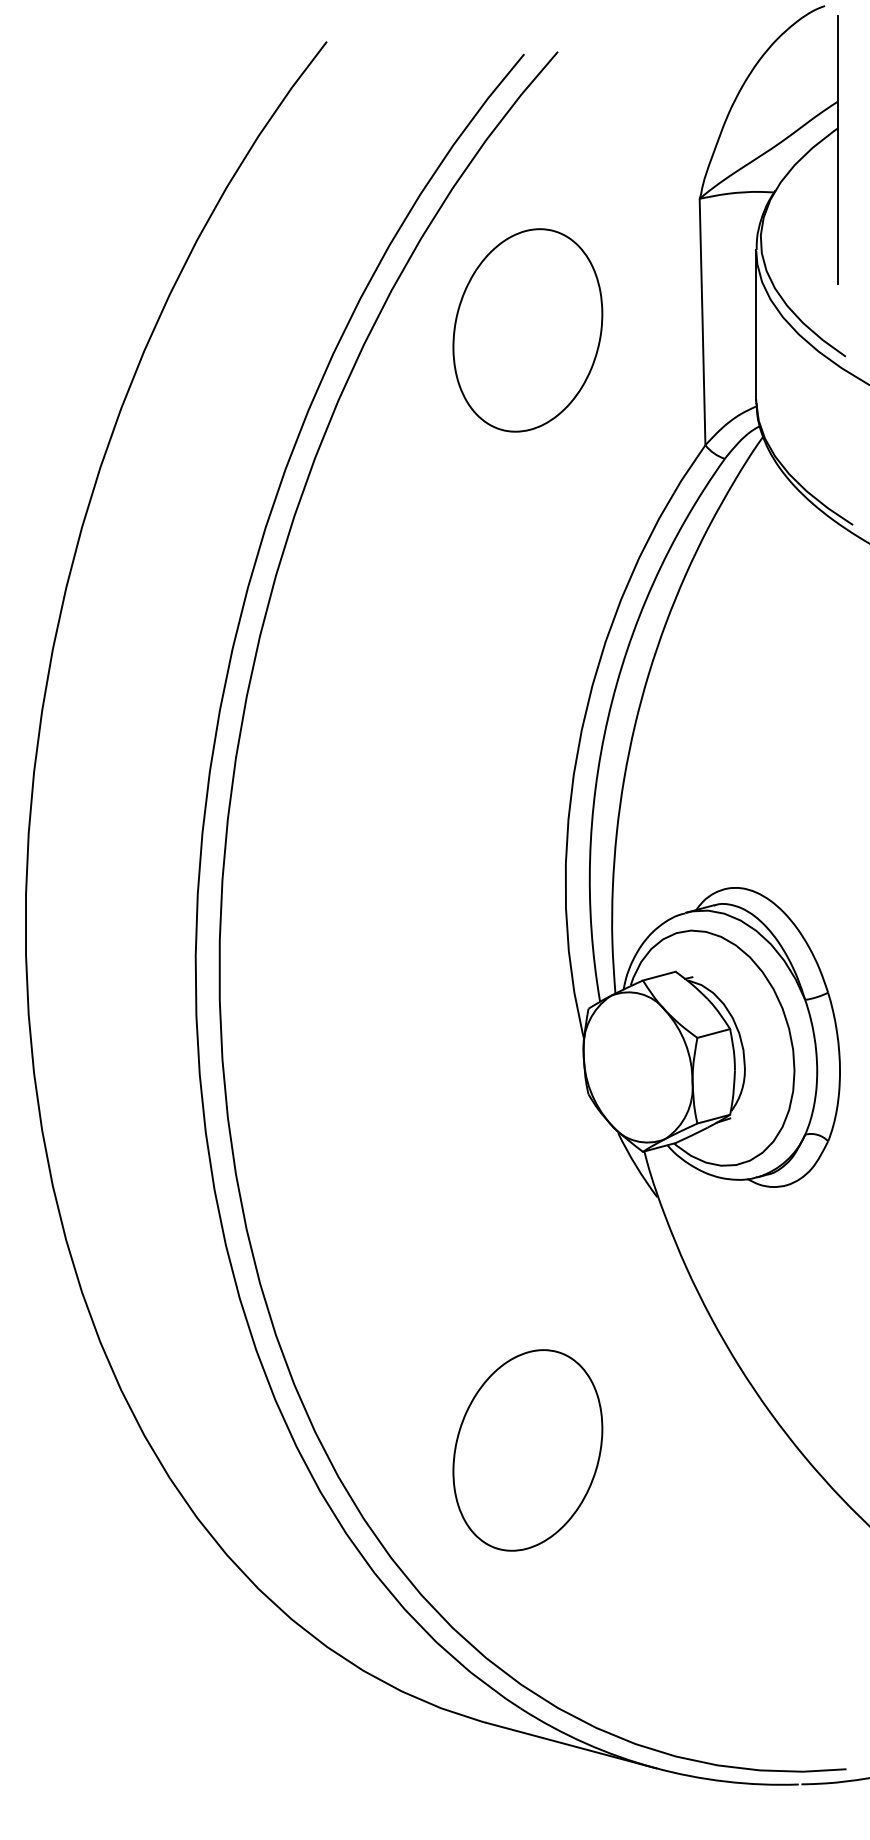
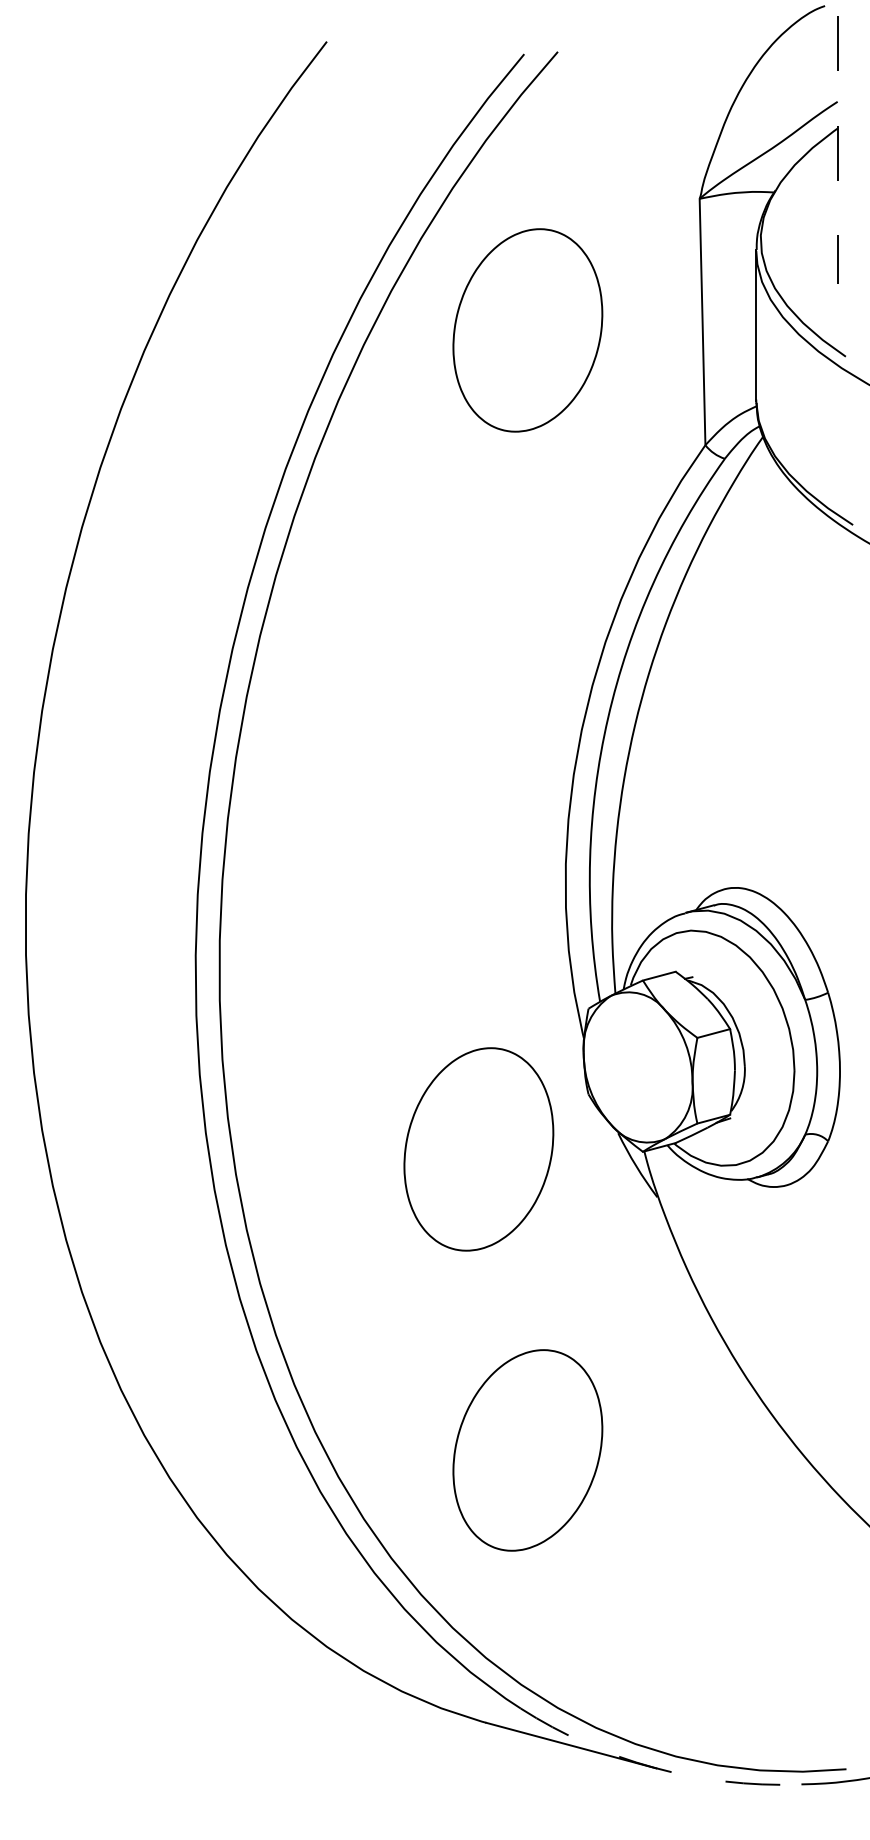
line: solid -> dashed (837, 149)
part: none -> present (478, 1149)
arc: solid -> dashed (654, 1767)
